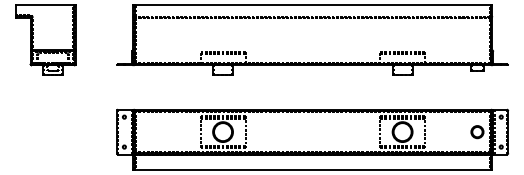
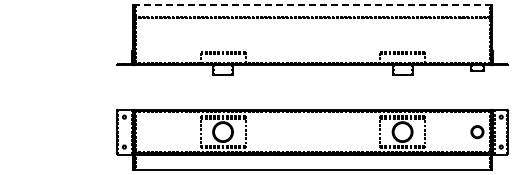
line: solid -> dashed (312, 5)
part: present -> none (45, 39)
